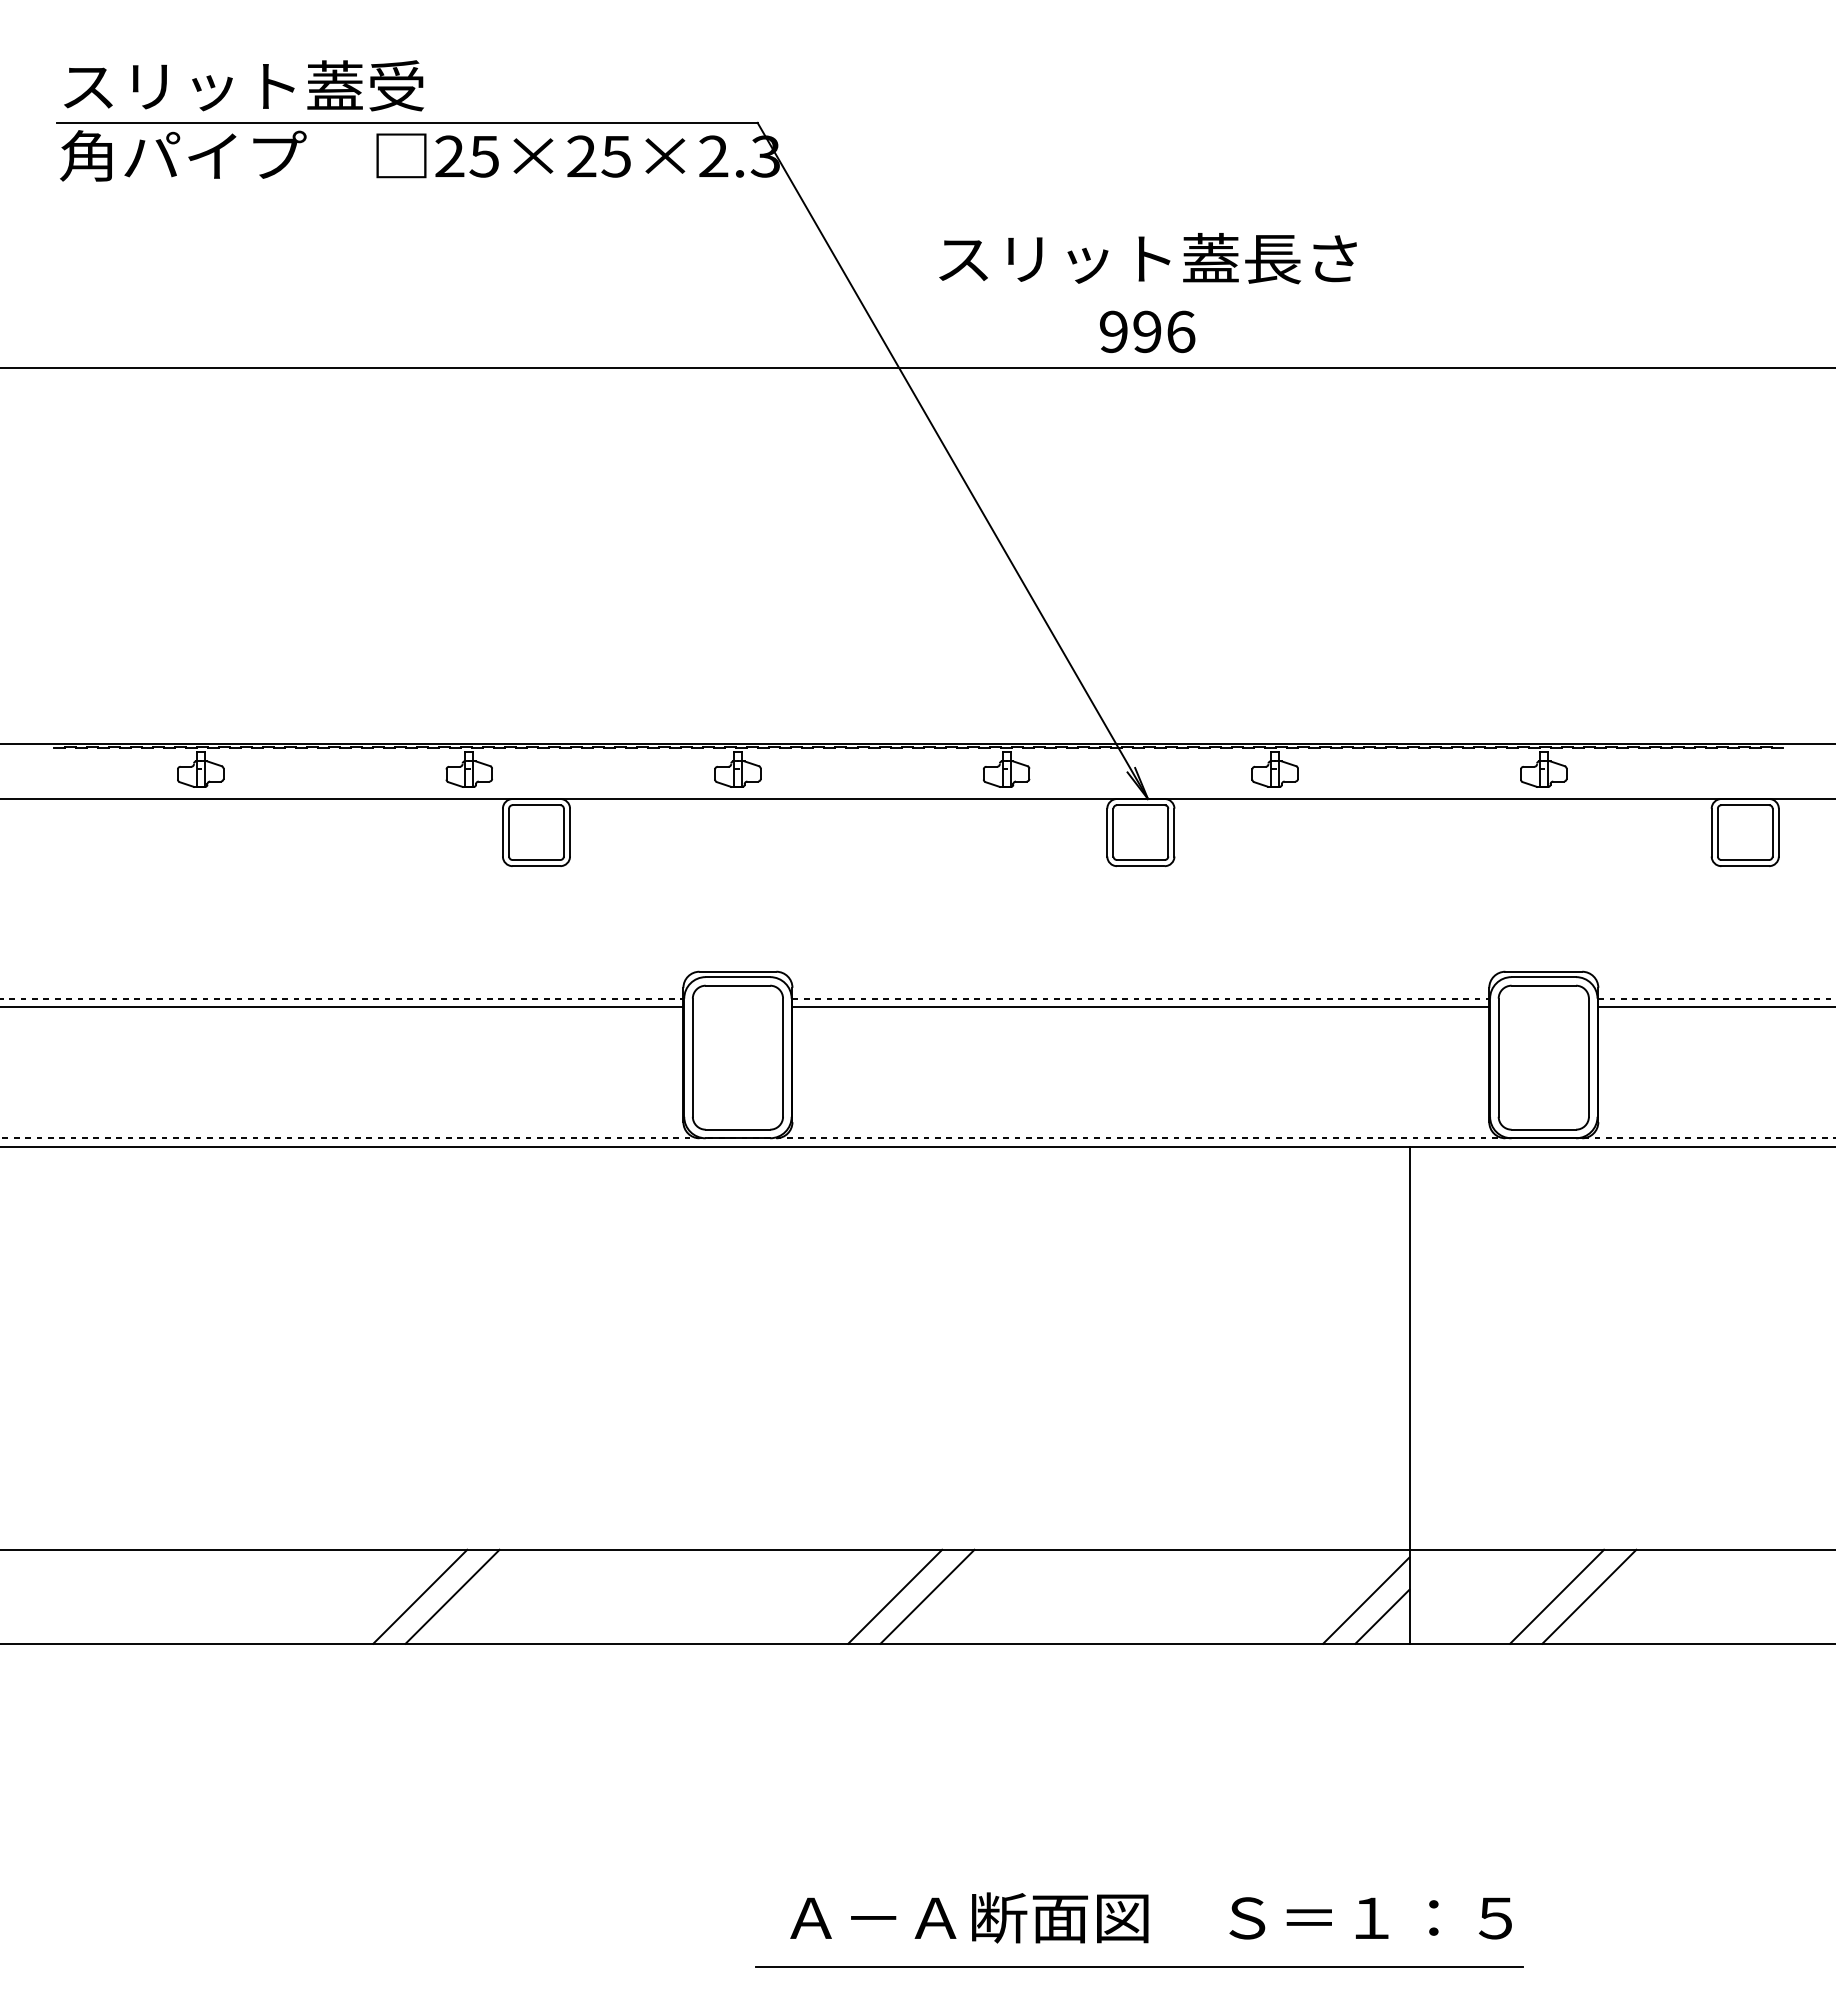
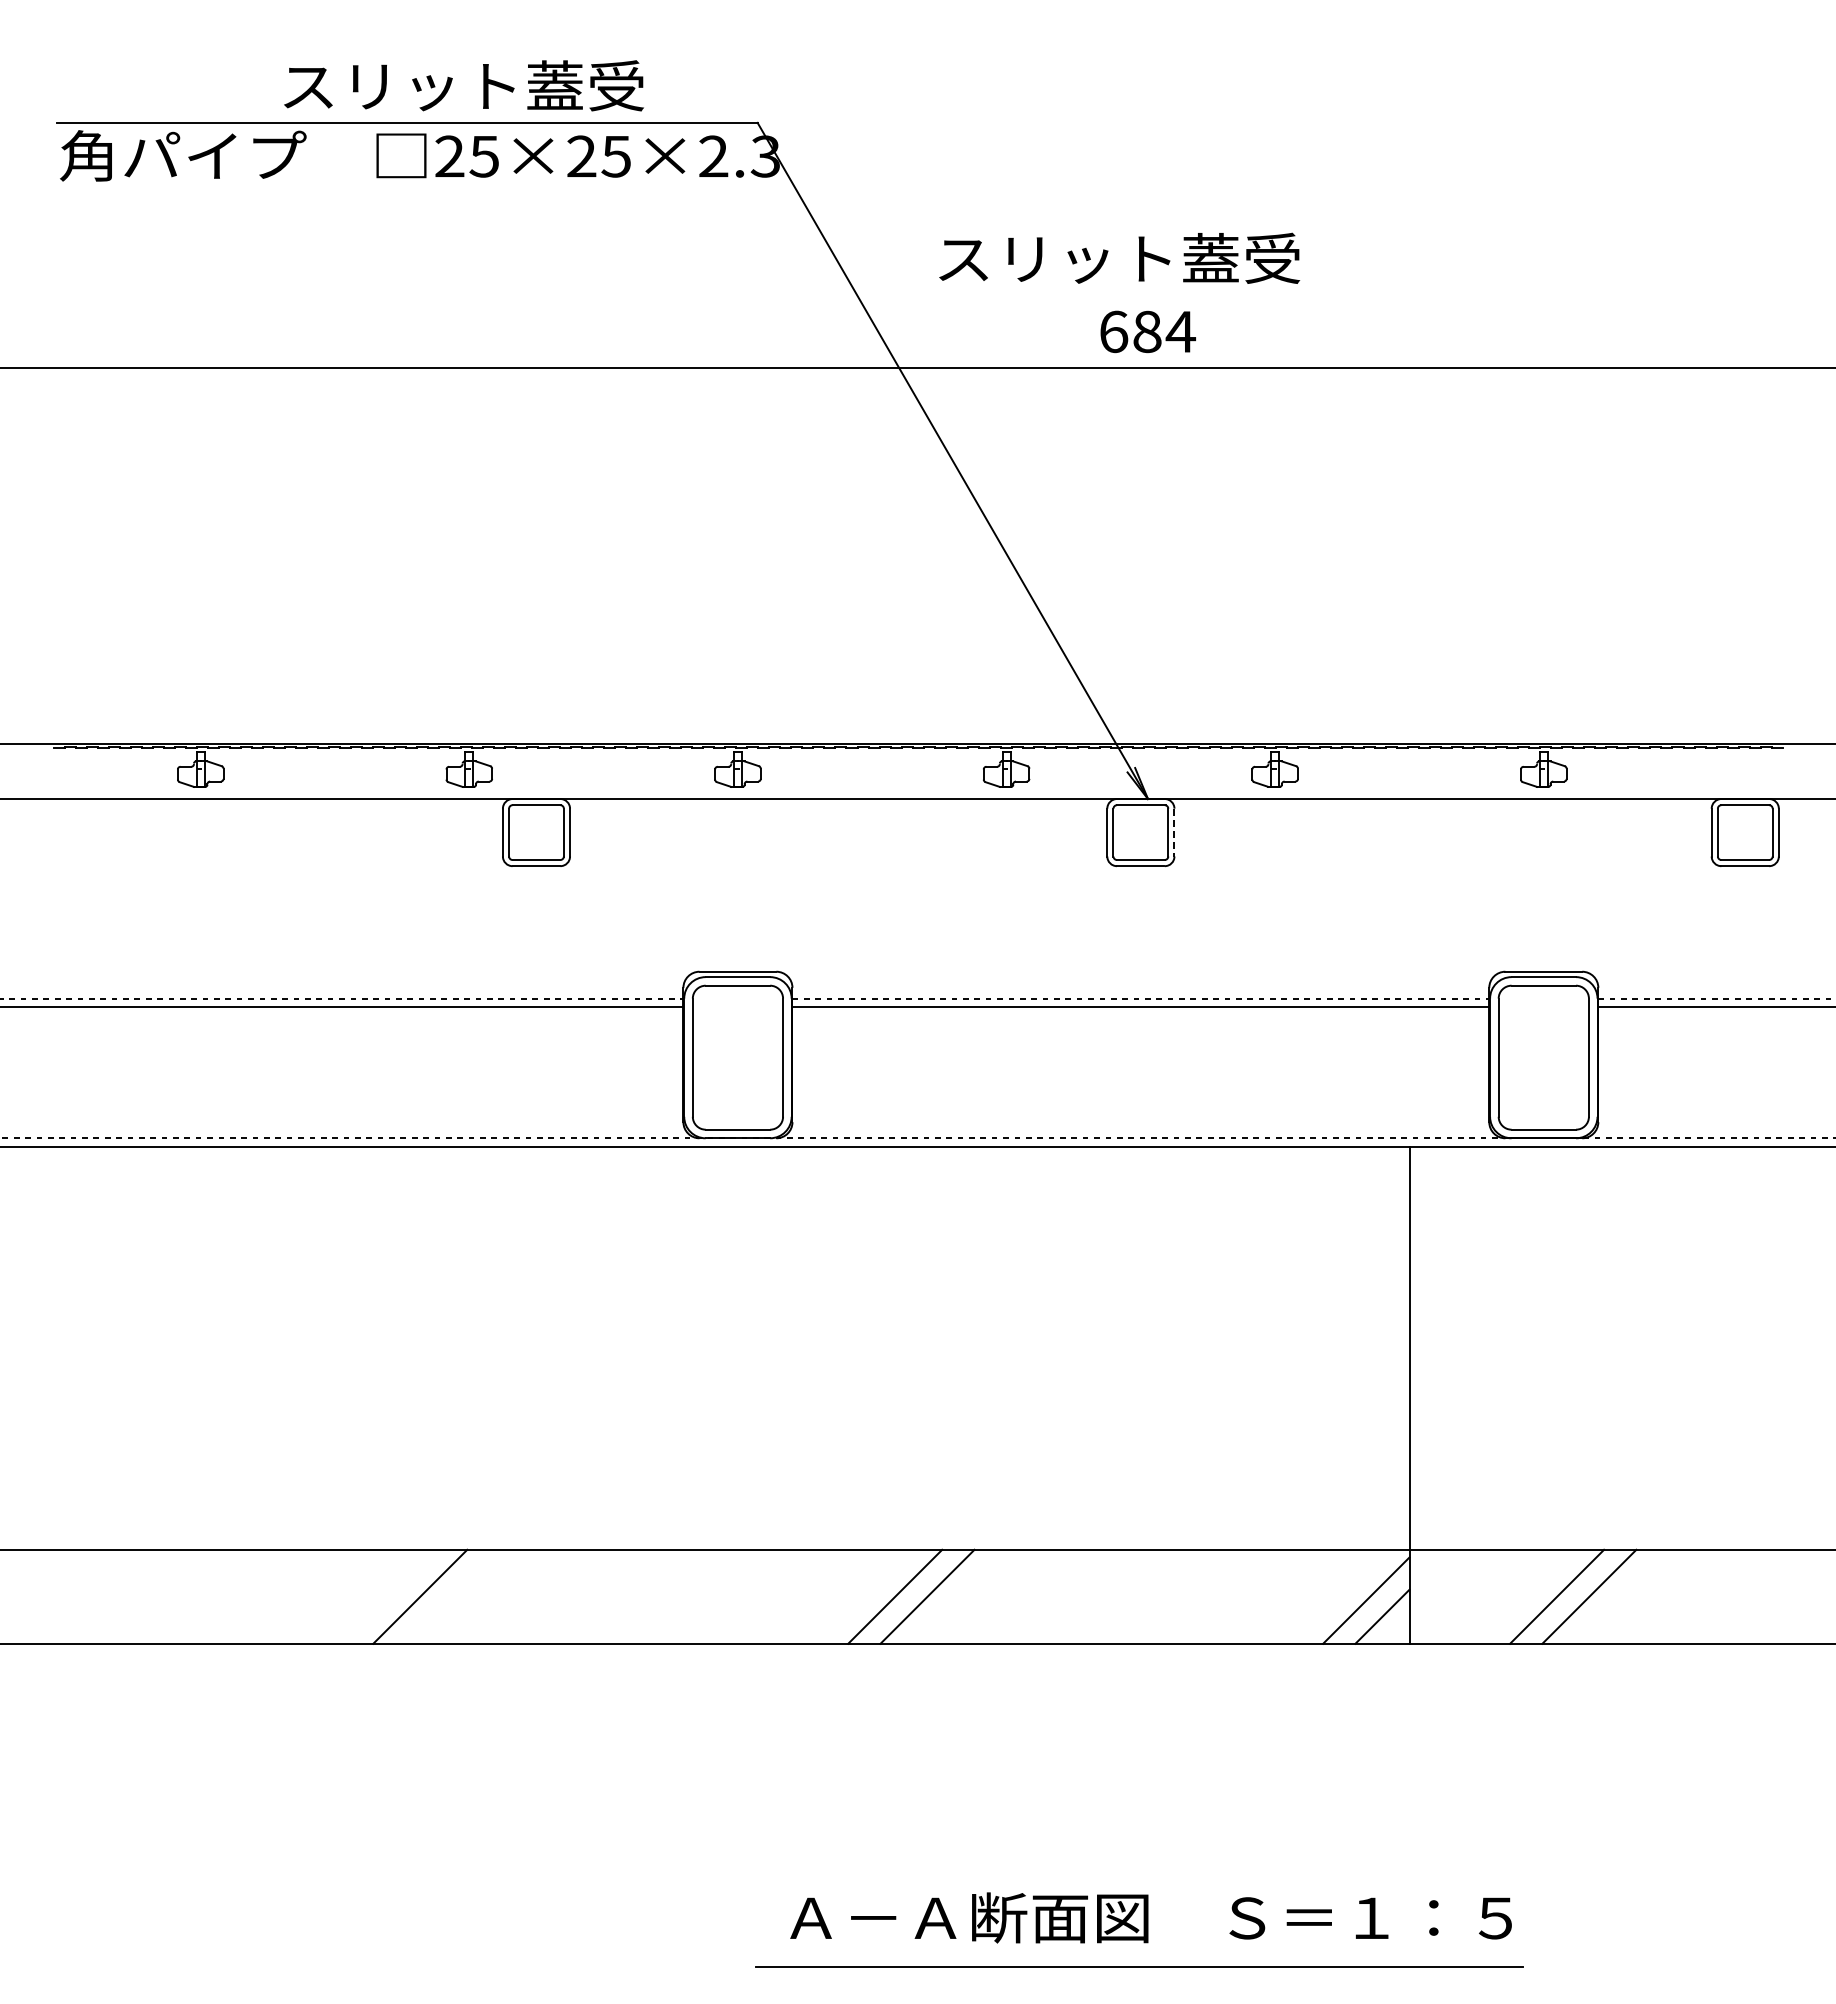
text position: (243, 85) -> (463, 85) (463, 85)
text: スリット蓋長さ -> スリット蓋受 (1300, 258)
text: 996 -> 684 (1148, 331)
line: solid -> dashed (1174, 832)
line: present -> none (452, 1596)
